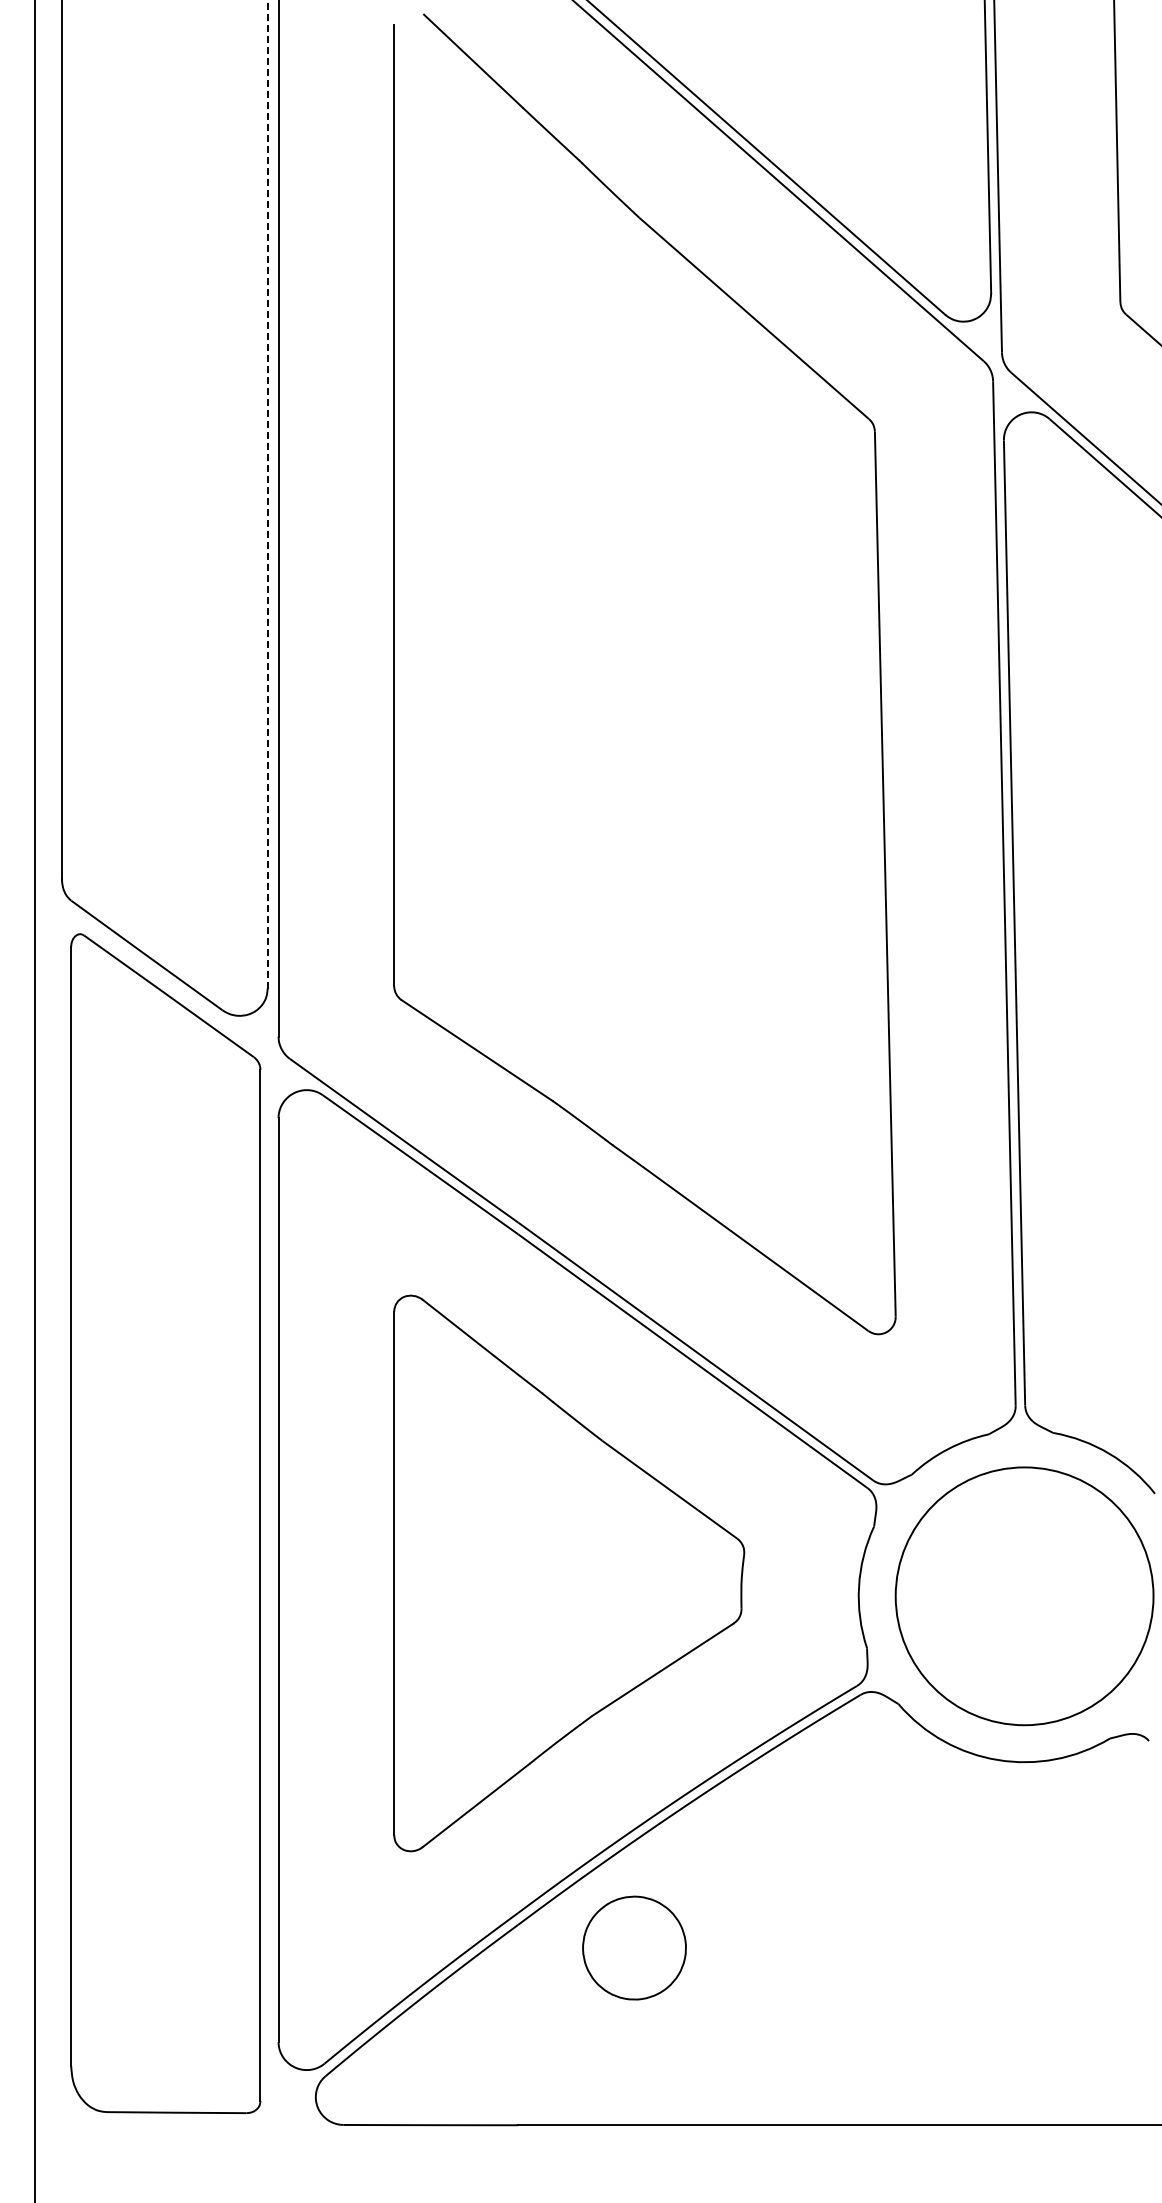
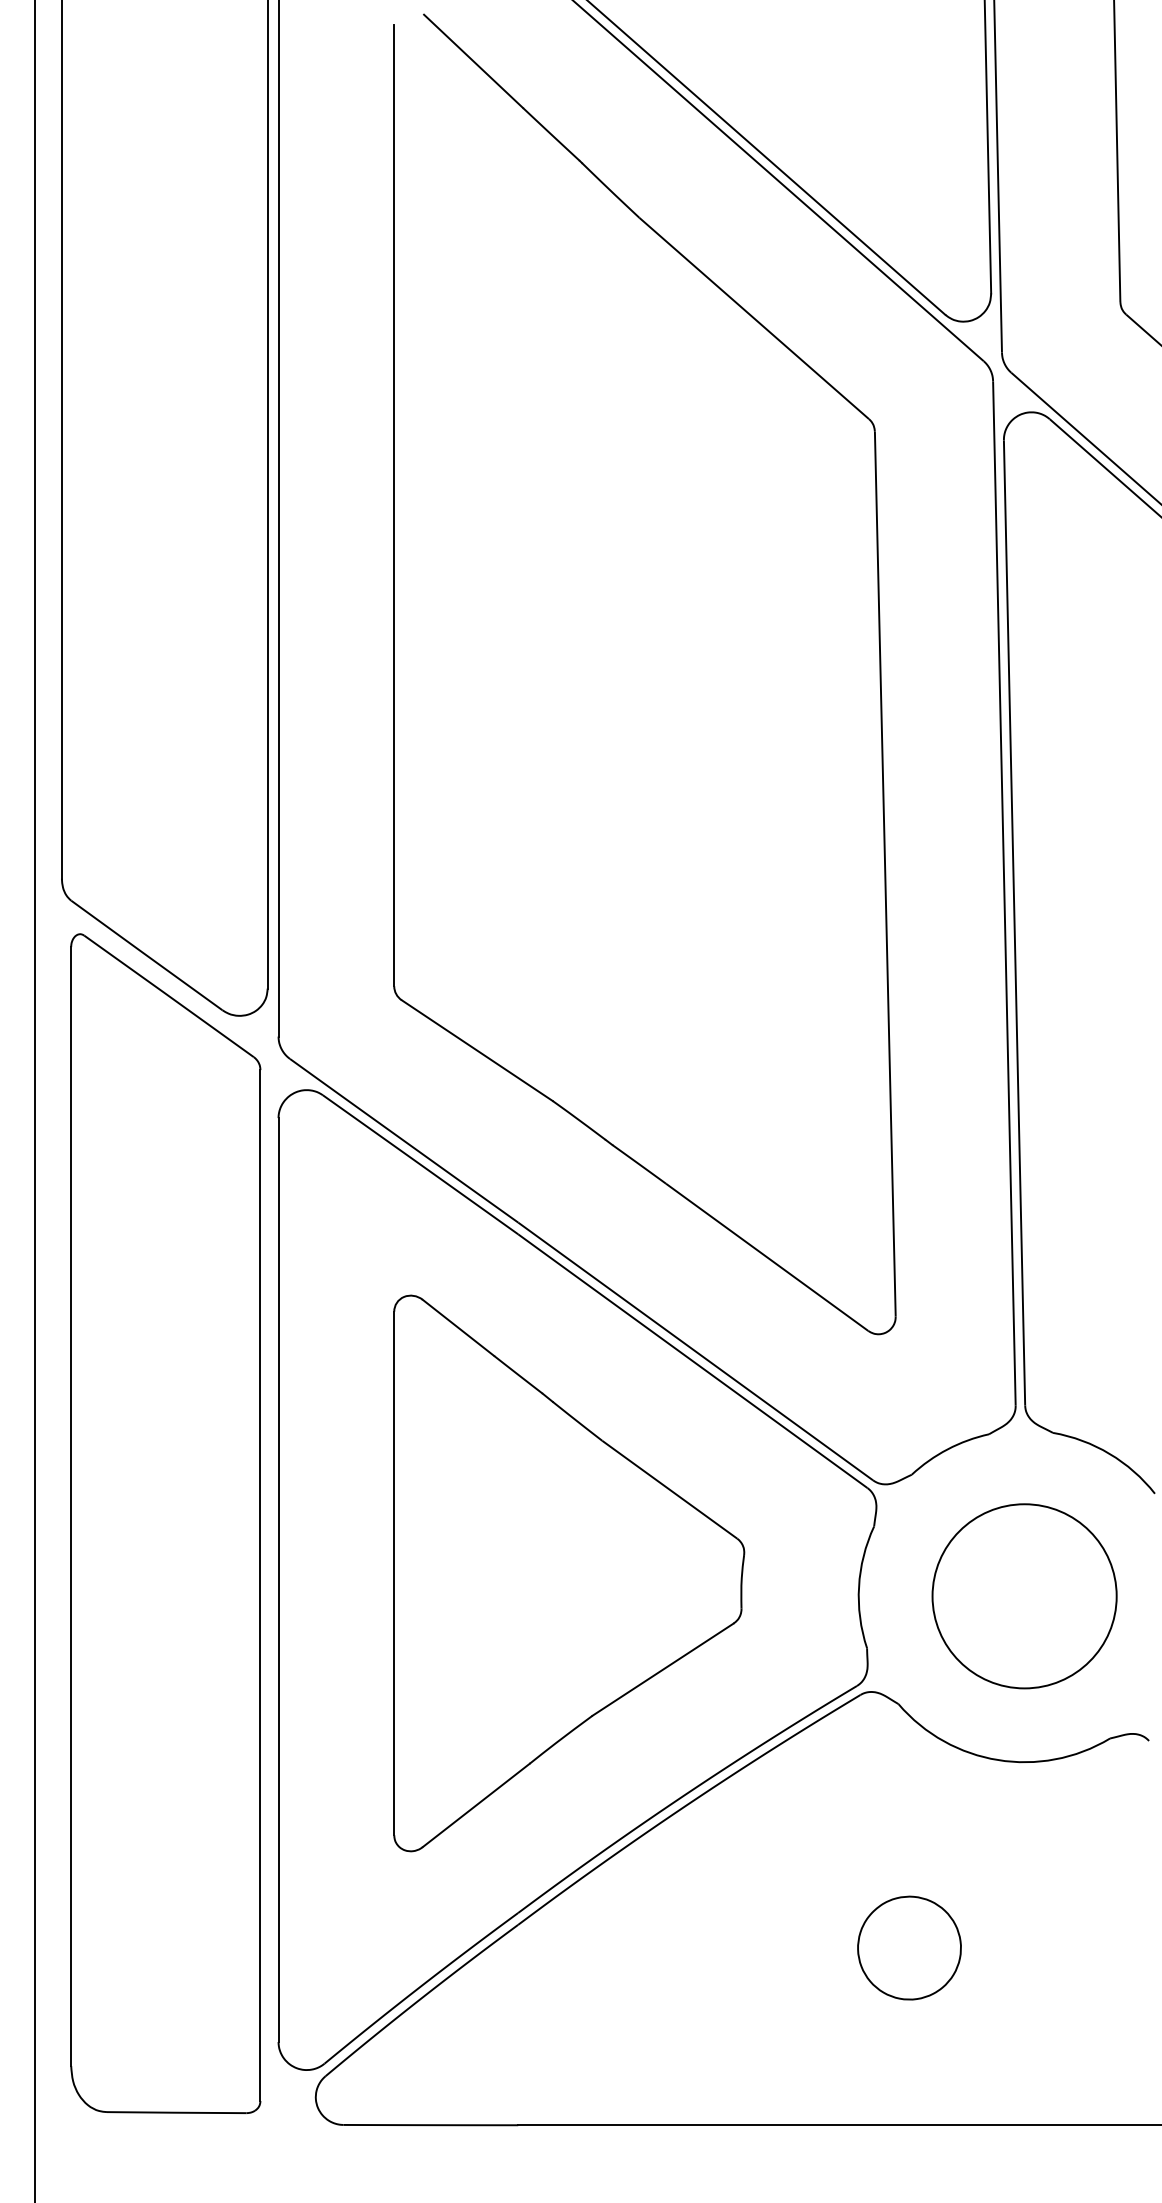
line: dashed -> solid (267, 493)
circle diameter: 258 px -> 184 px (1024, 1596)
part position: (634, 1947) -> (909, 1947) (909, 1947)
